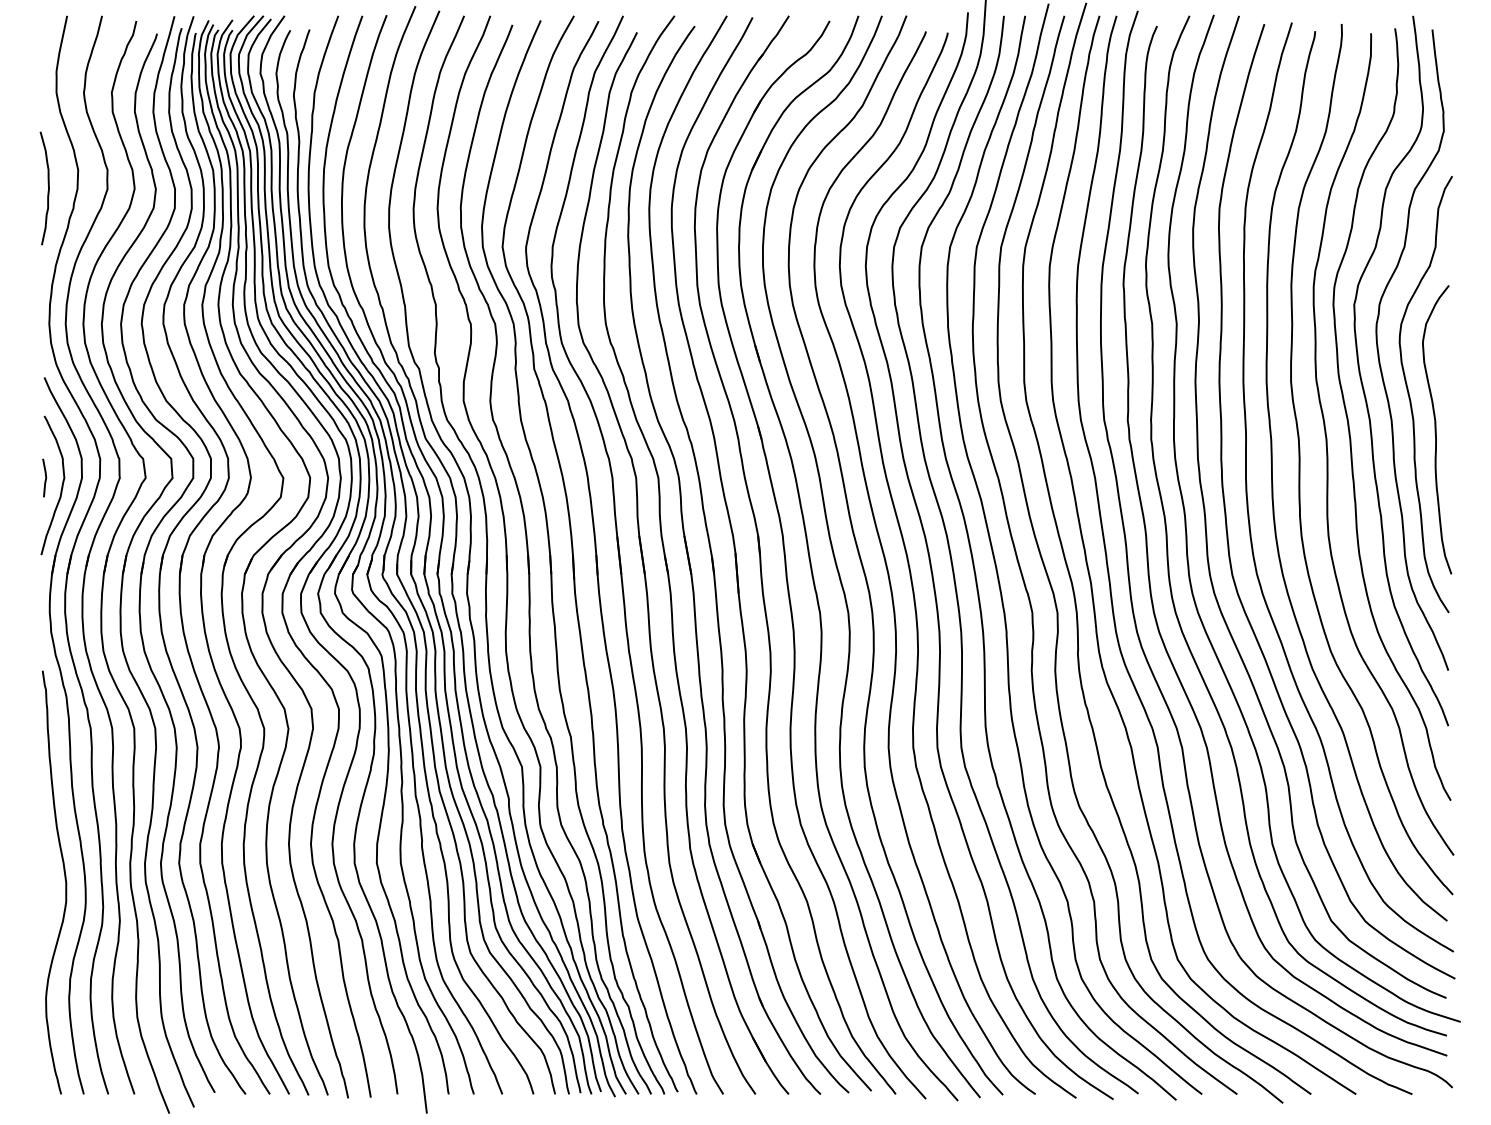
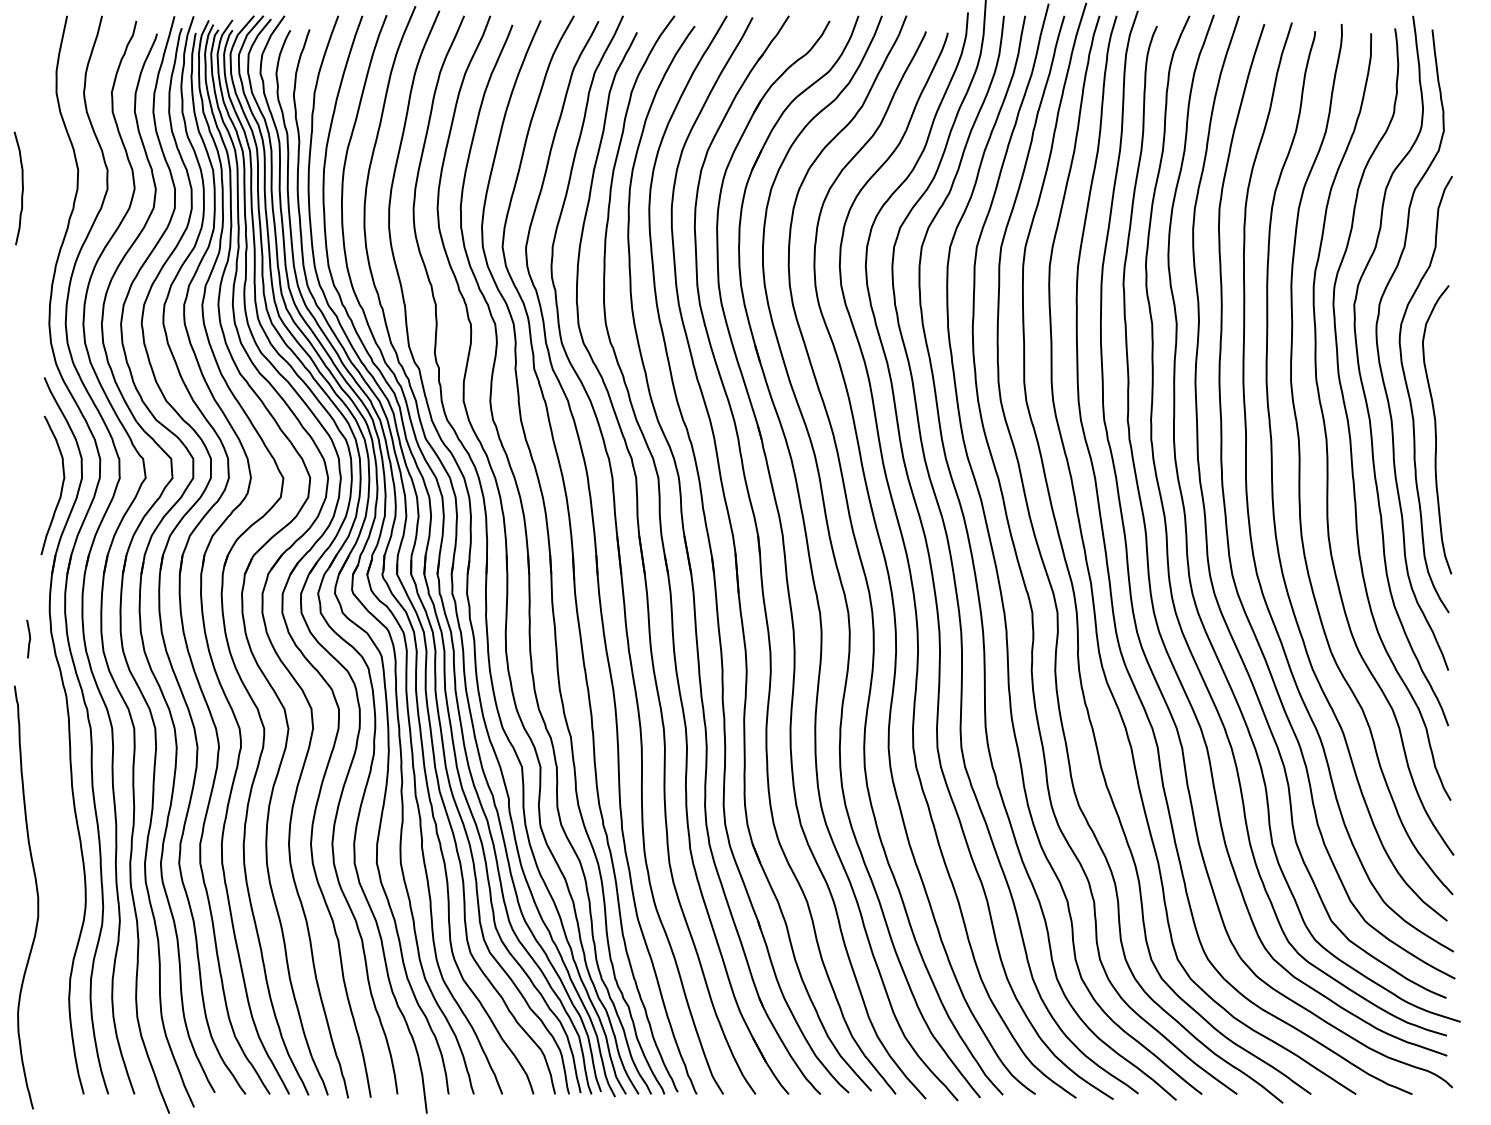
curve position: (48, 188) -> (22, 188) (22, 188)
line position: (45, 477) -> (29, 638) (29, 638)
curve position: (64, 879) -> (36, 894) (36, 894)
